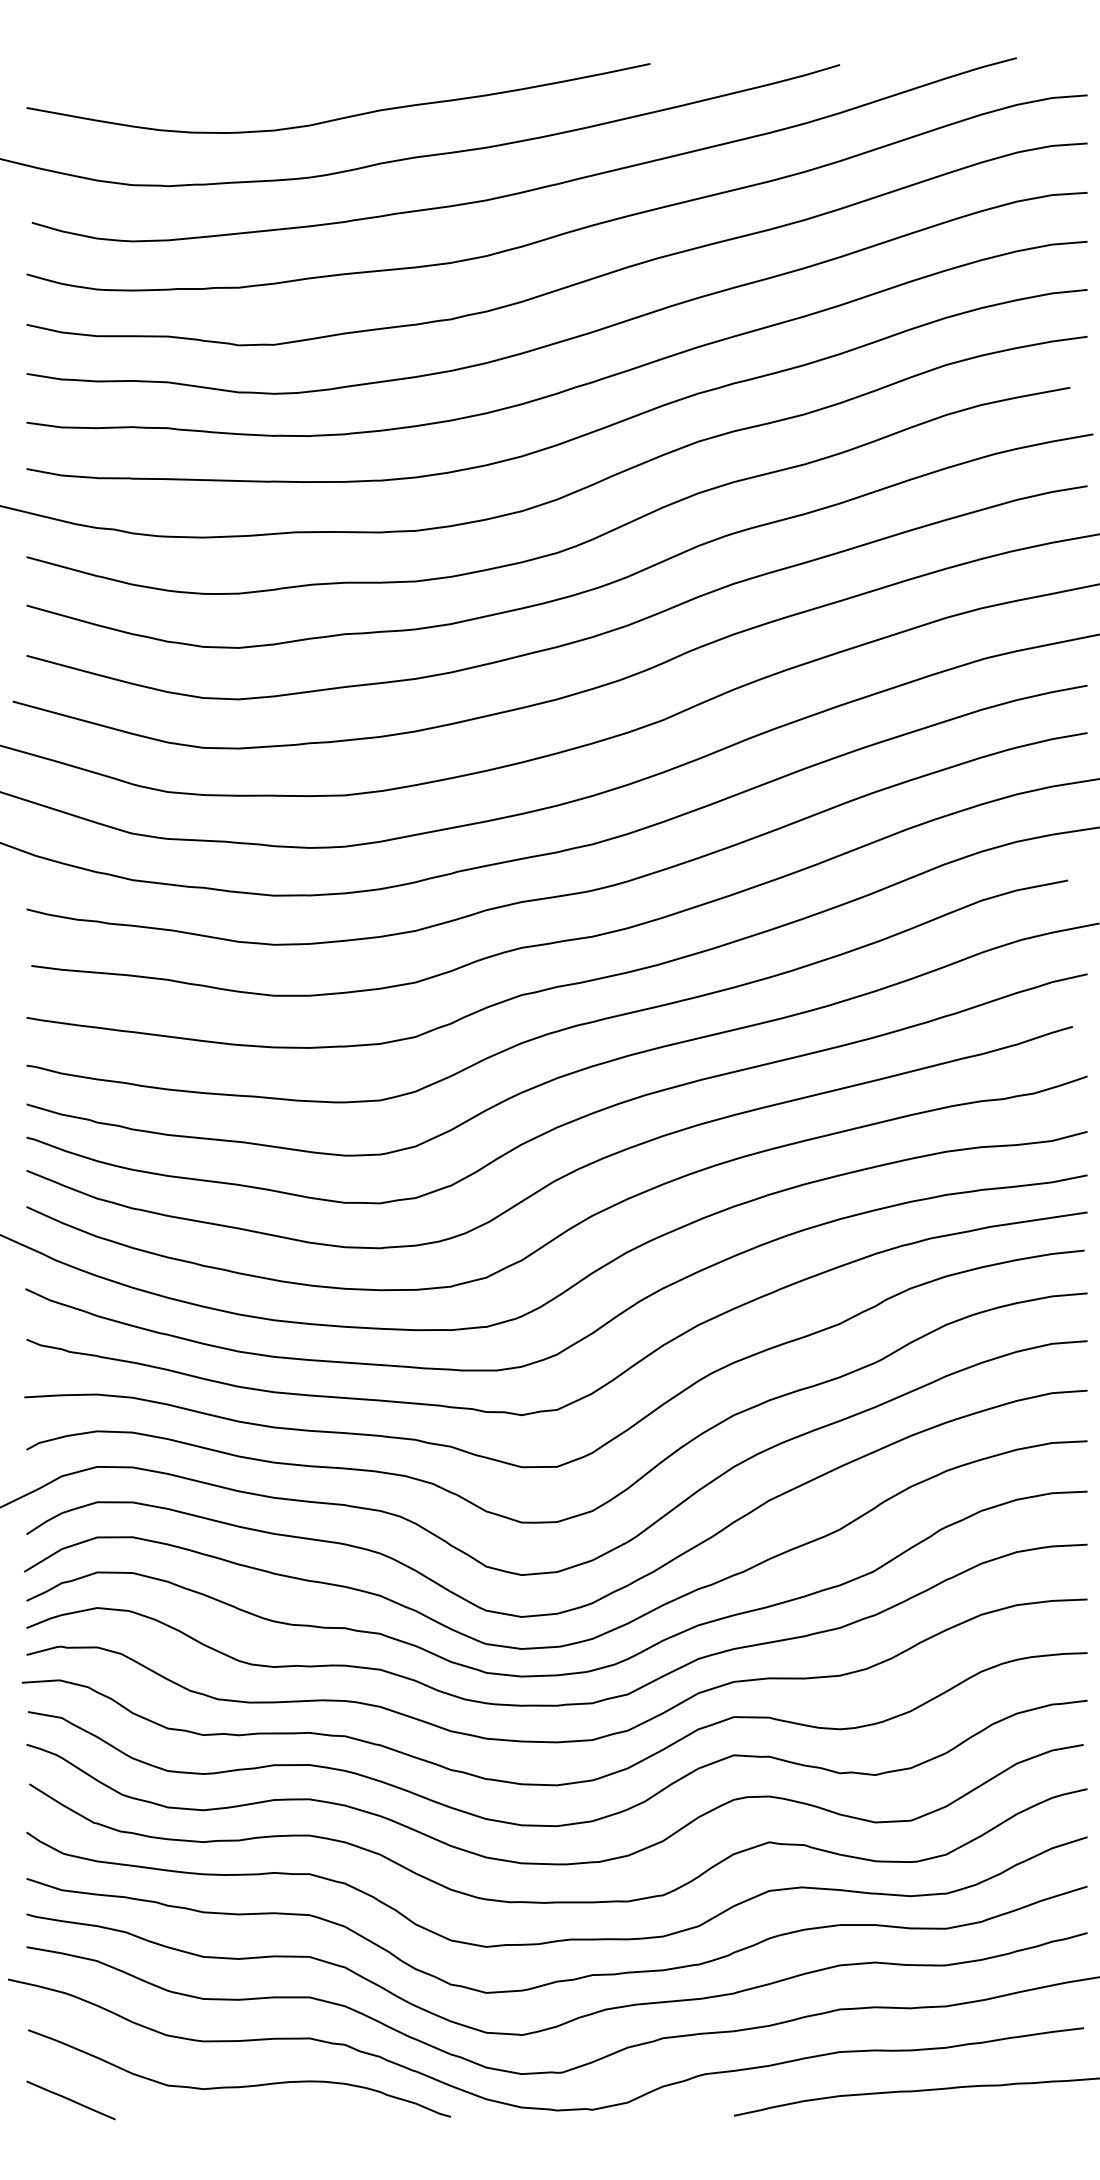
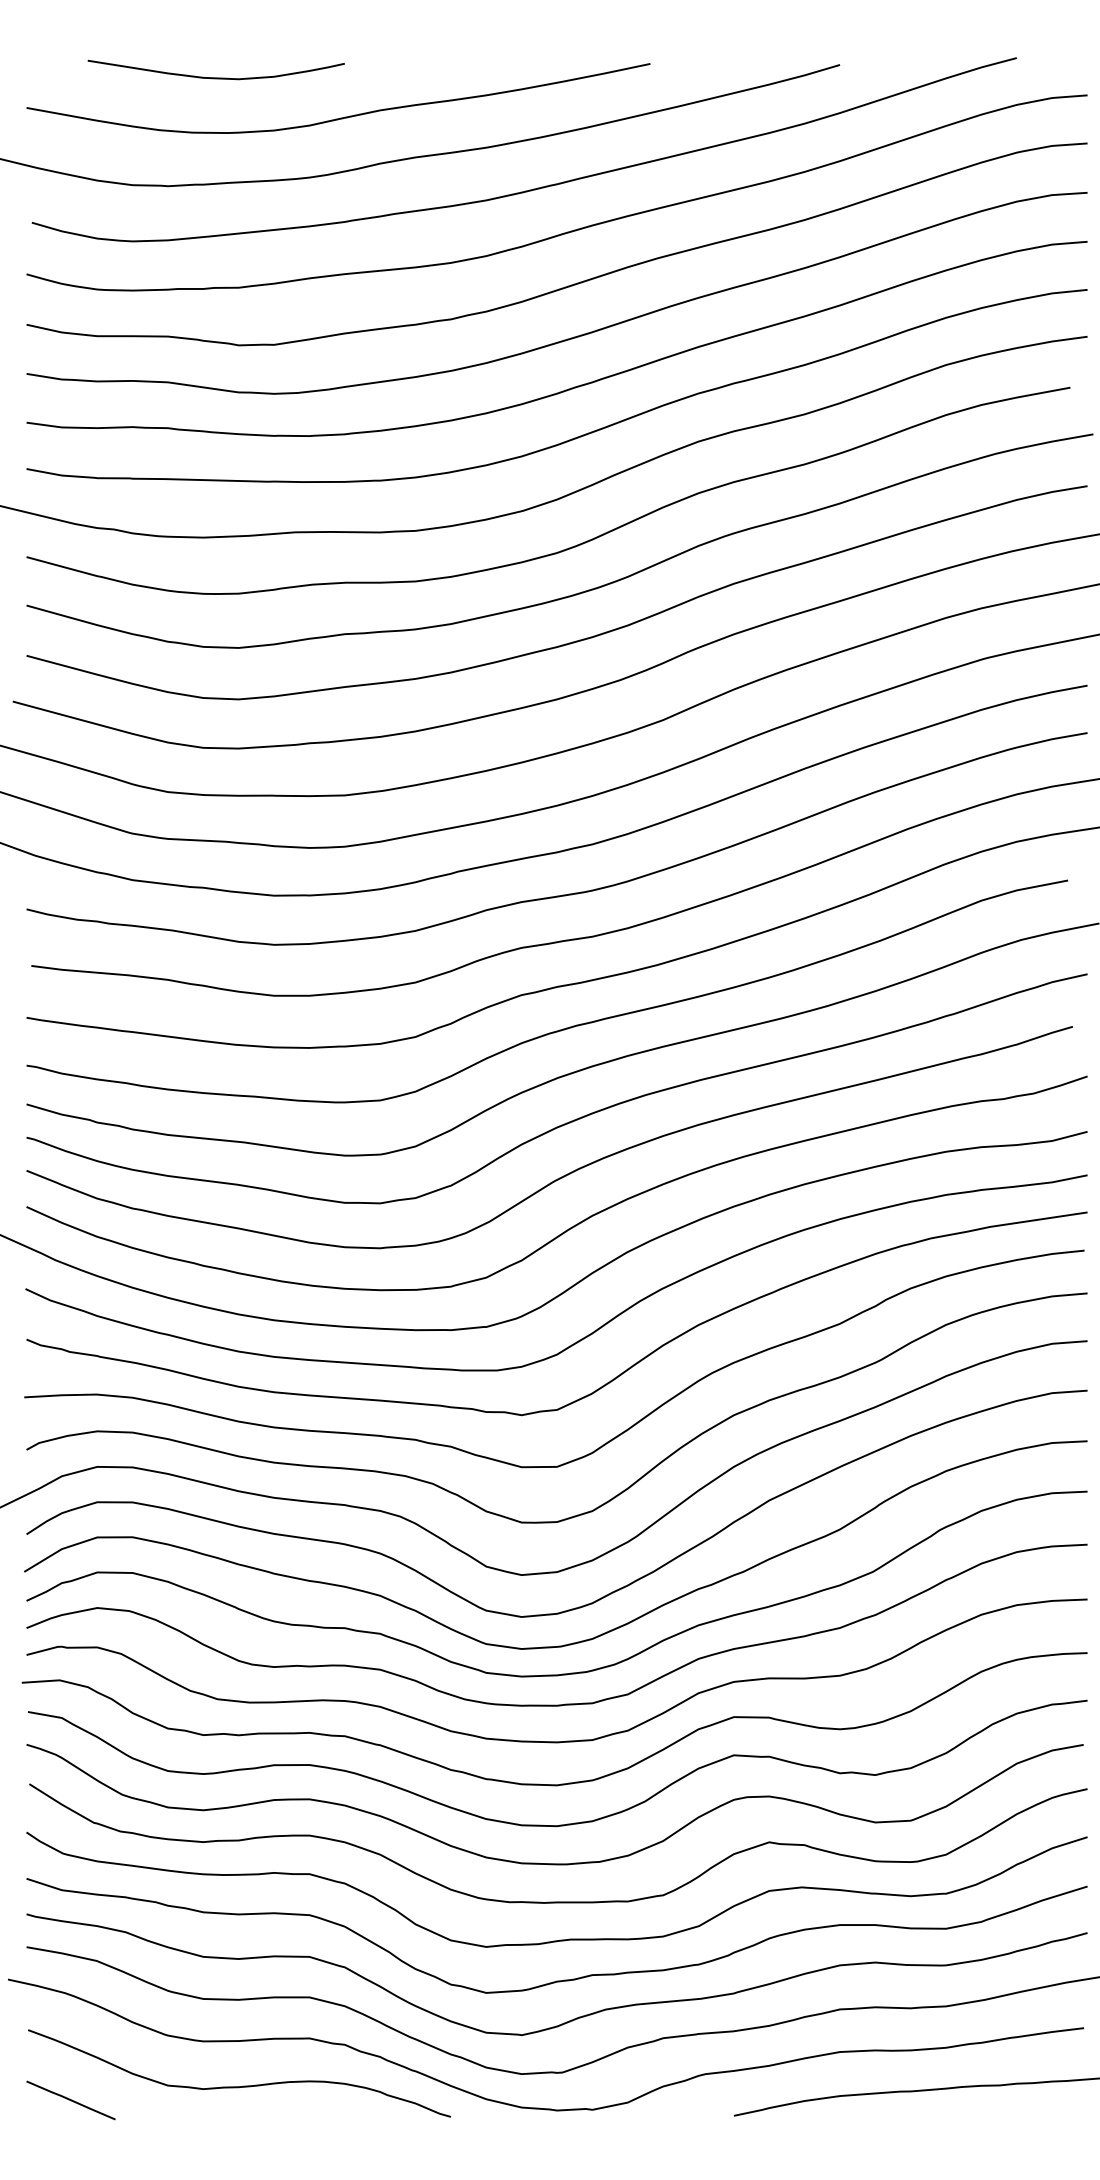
curve: none -> present (215, 77)
